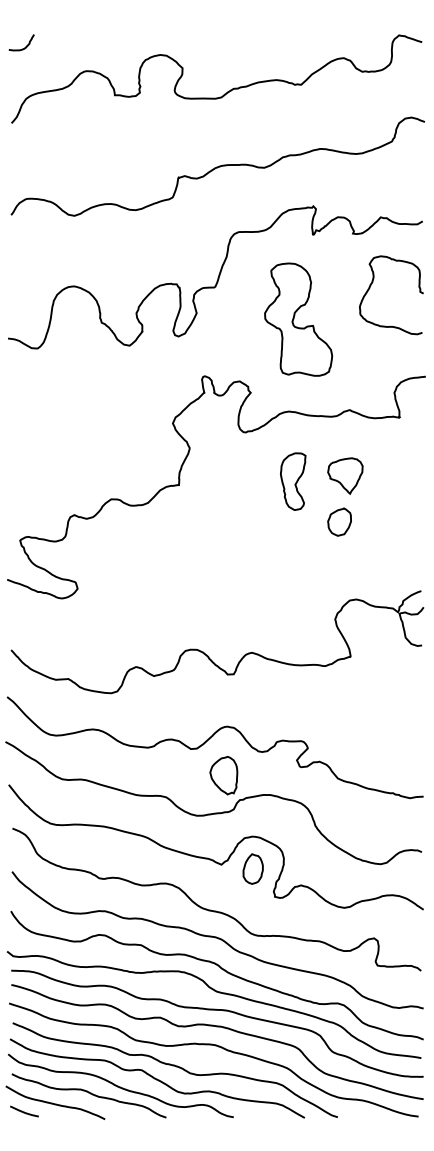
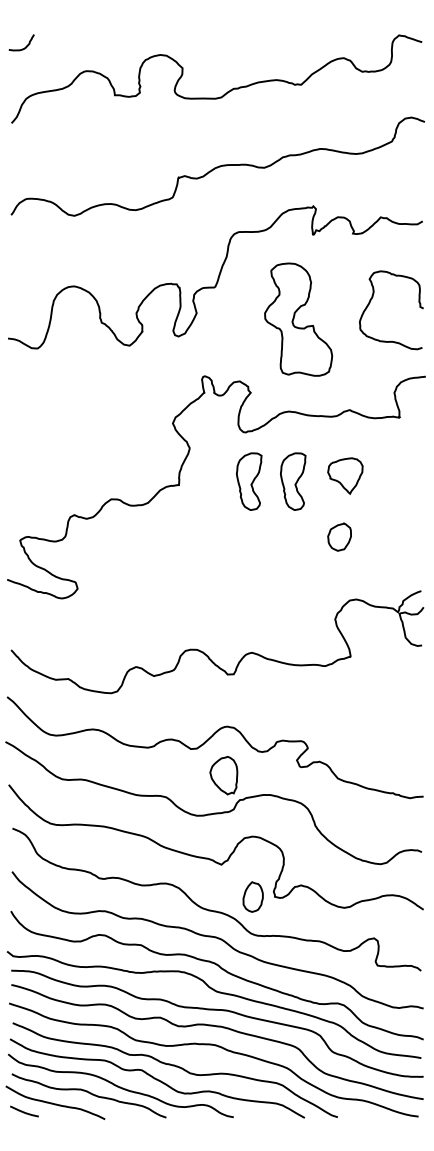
curve position: (370, 288) -> (370, 303) (370, 303)
part: none -> present (249, 481)
part position: (339, 521) -> (339, 536) (339, 536)
part position: (252, 868) -> (252, 896) (252, 896)
